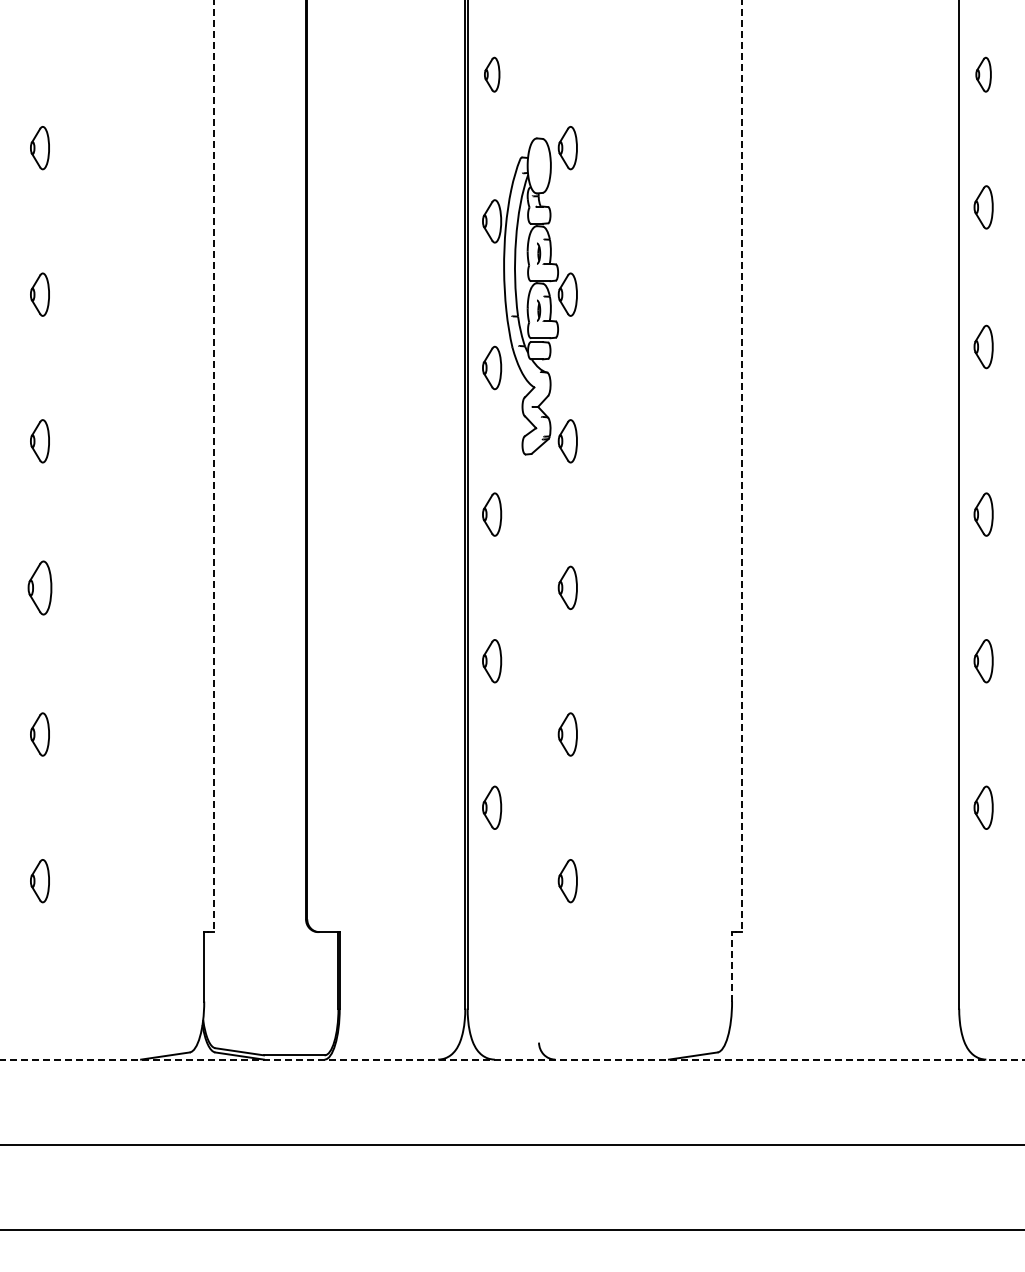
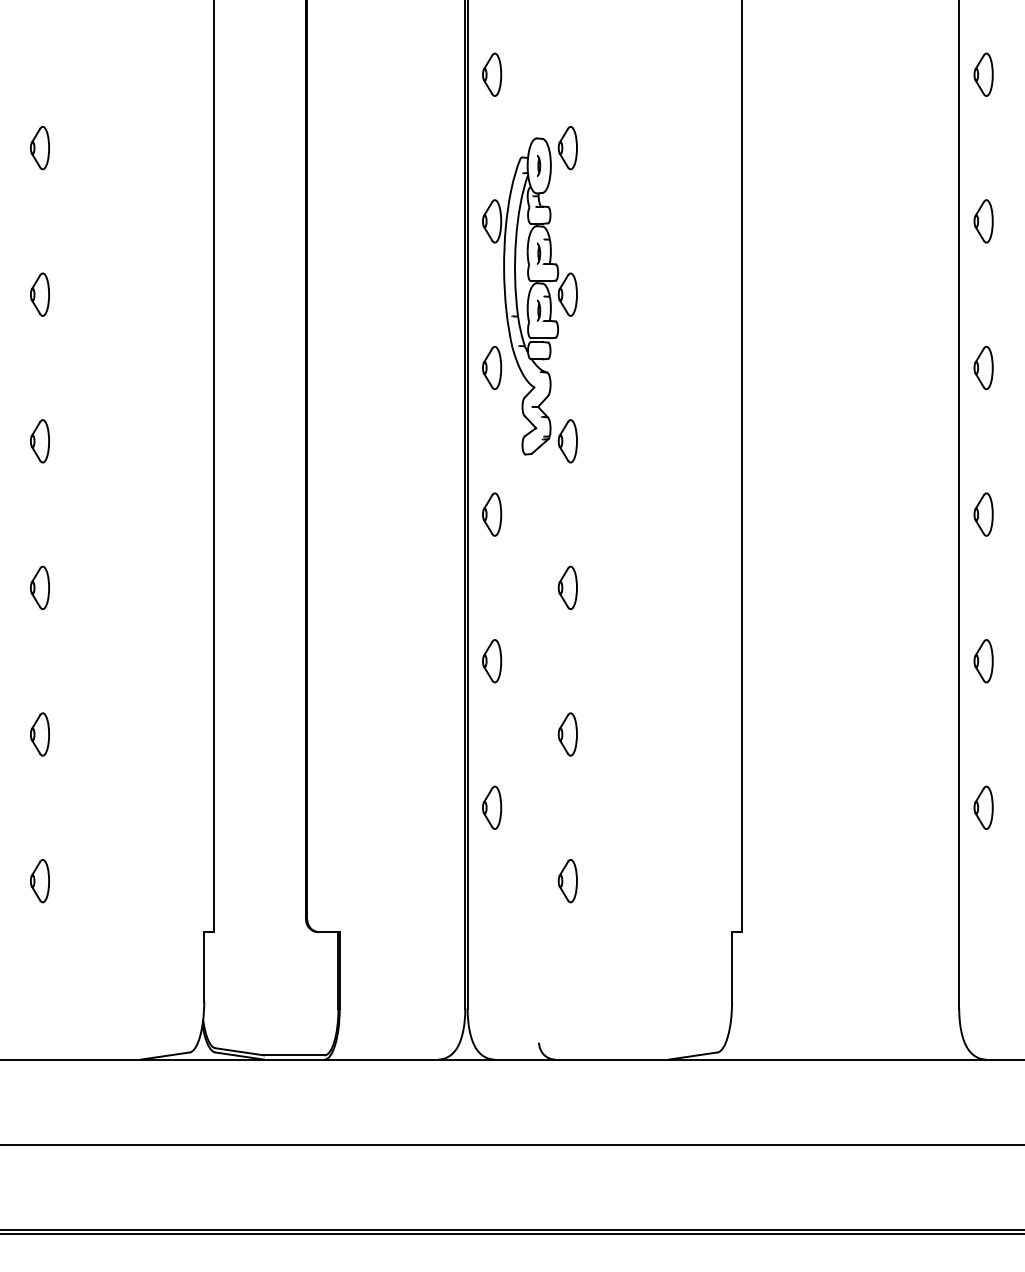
part size: 17x37 px -> 21x45 px (492, 74)
part size: 17x37 px -> 21x45 px (983, 74)
line: none -> present (539, 165)
part position: (983, 207) -> (983, 221) (983, 221)
part position: (983, 346) -> (983, 367) (983, 367)
line: dashed -> solid (214, 466)
line: dashed -> solid (742, 466)
part size: 26x56 px -> 20x45 px (39, 587)
line: dashed -> solid (732, 966)
line: dashed -> solid (512, 1059)
line: none -> present (511, 1233)
